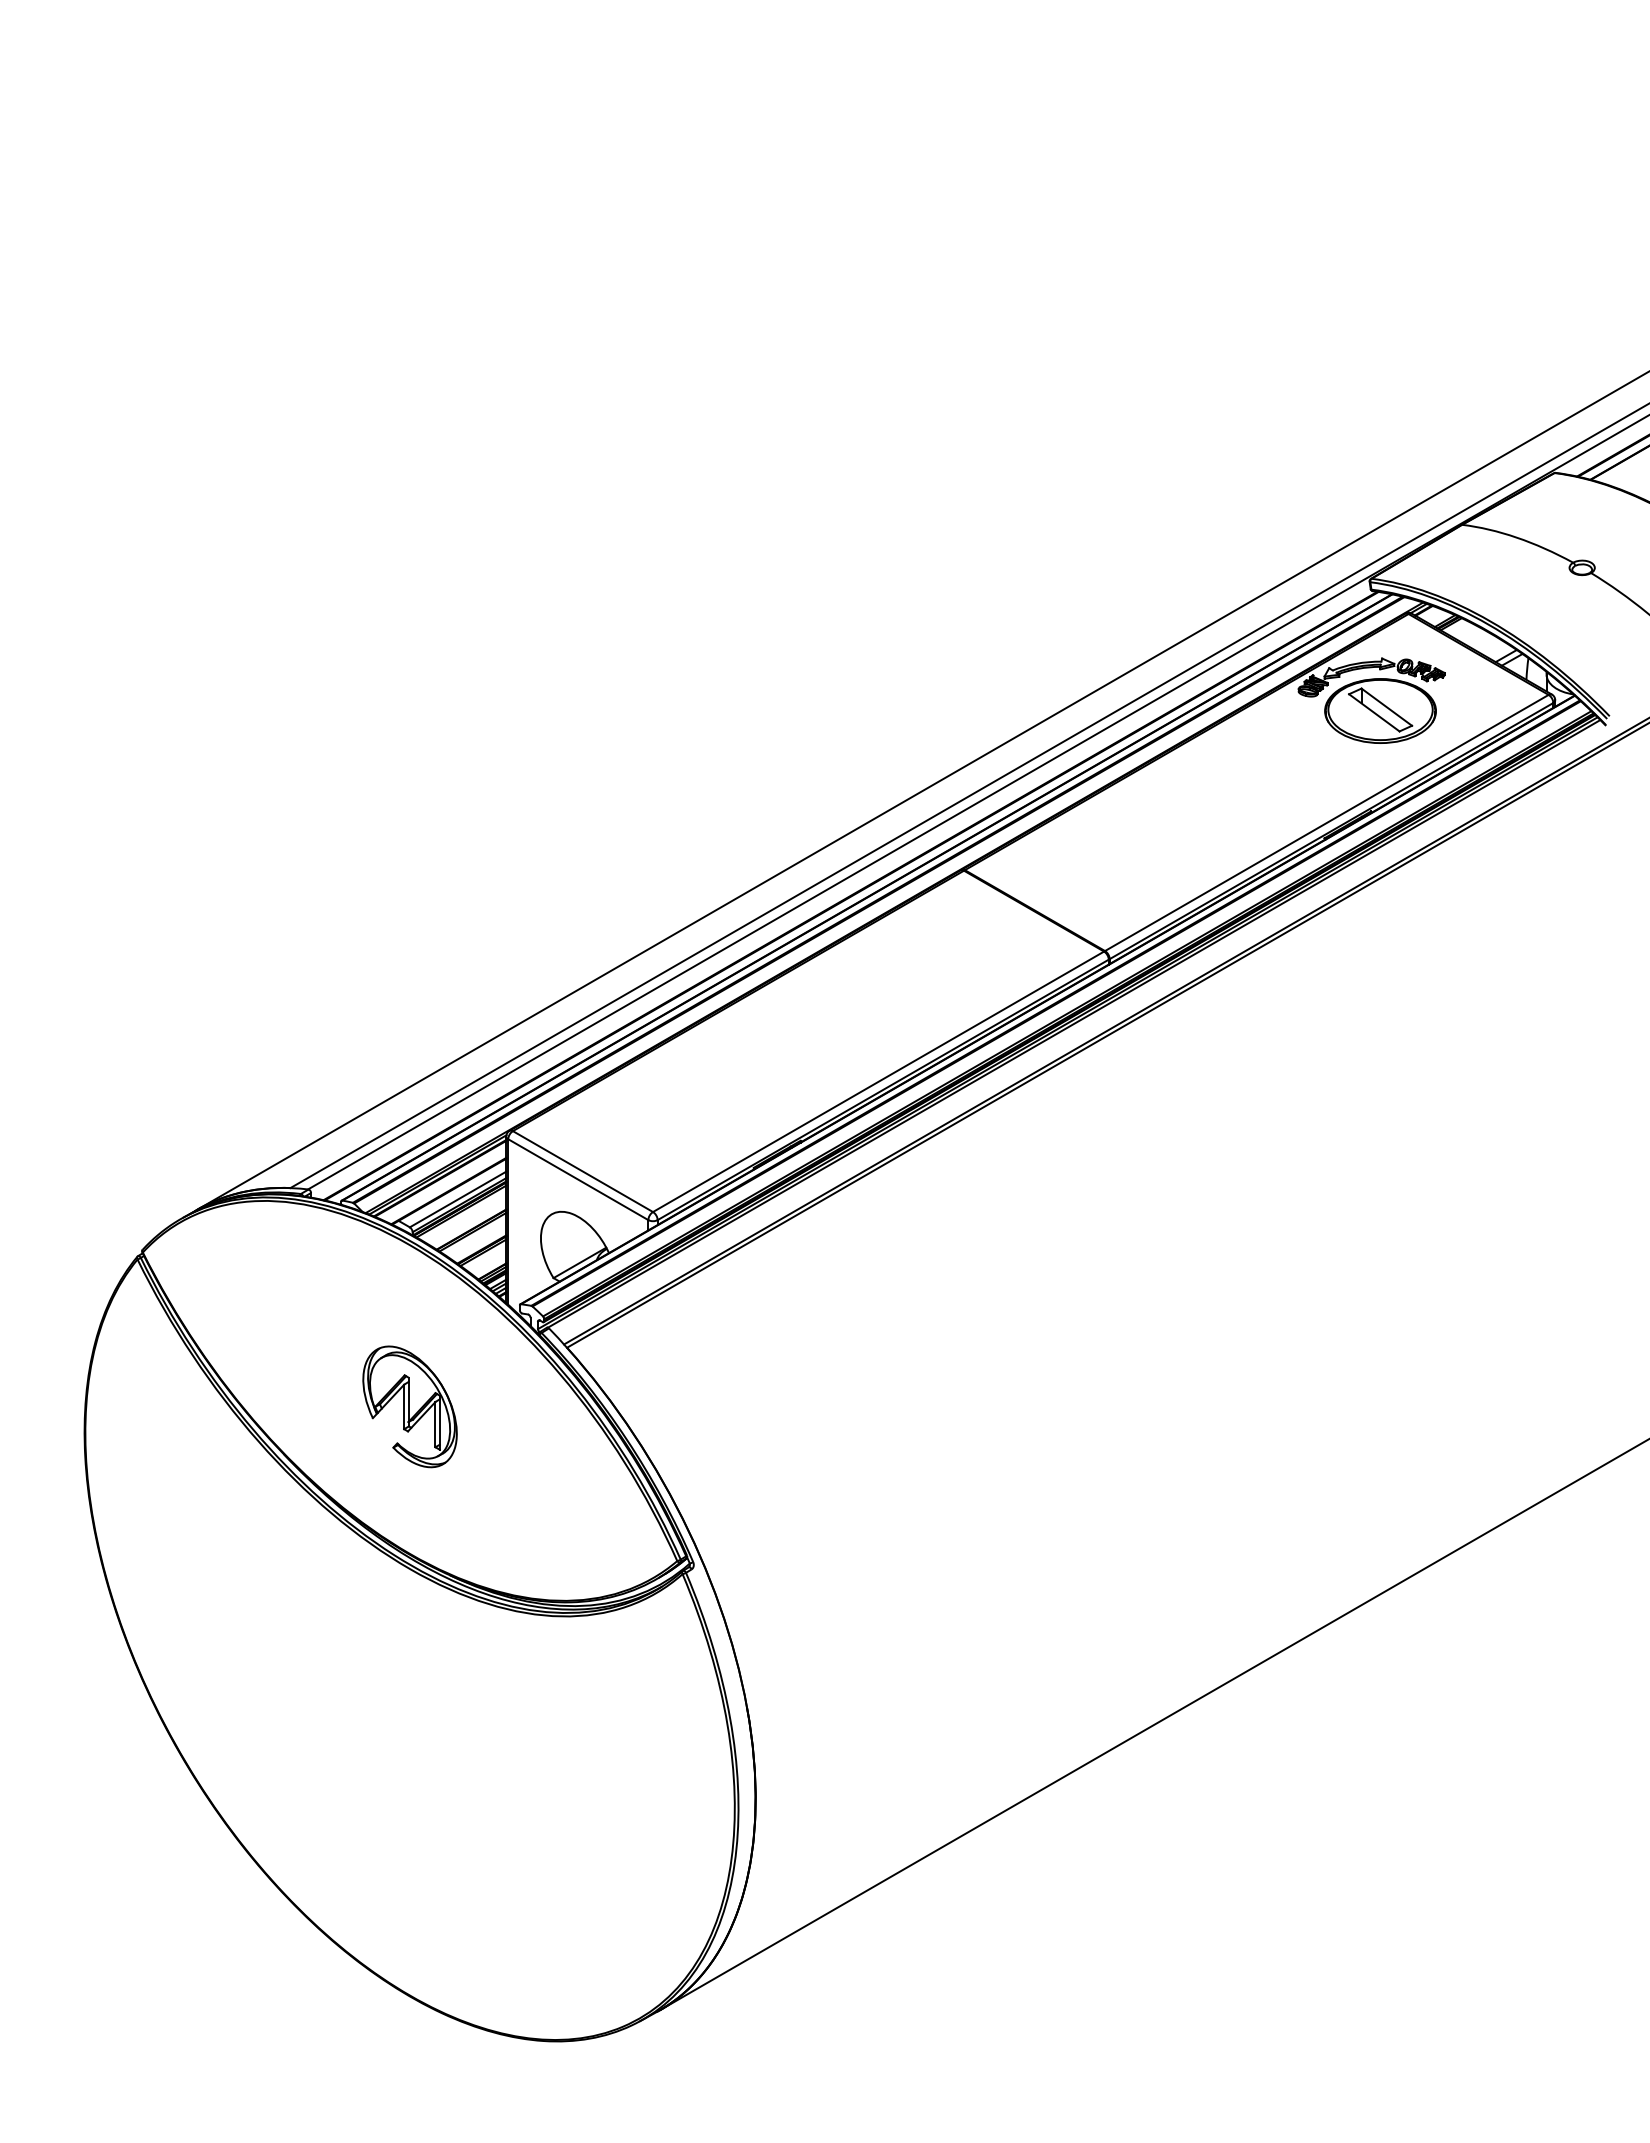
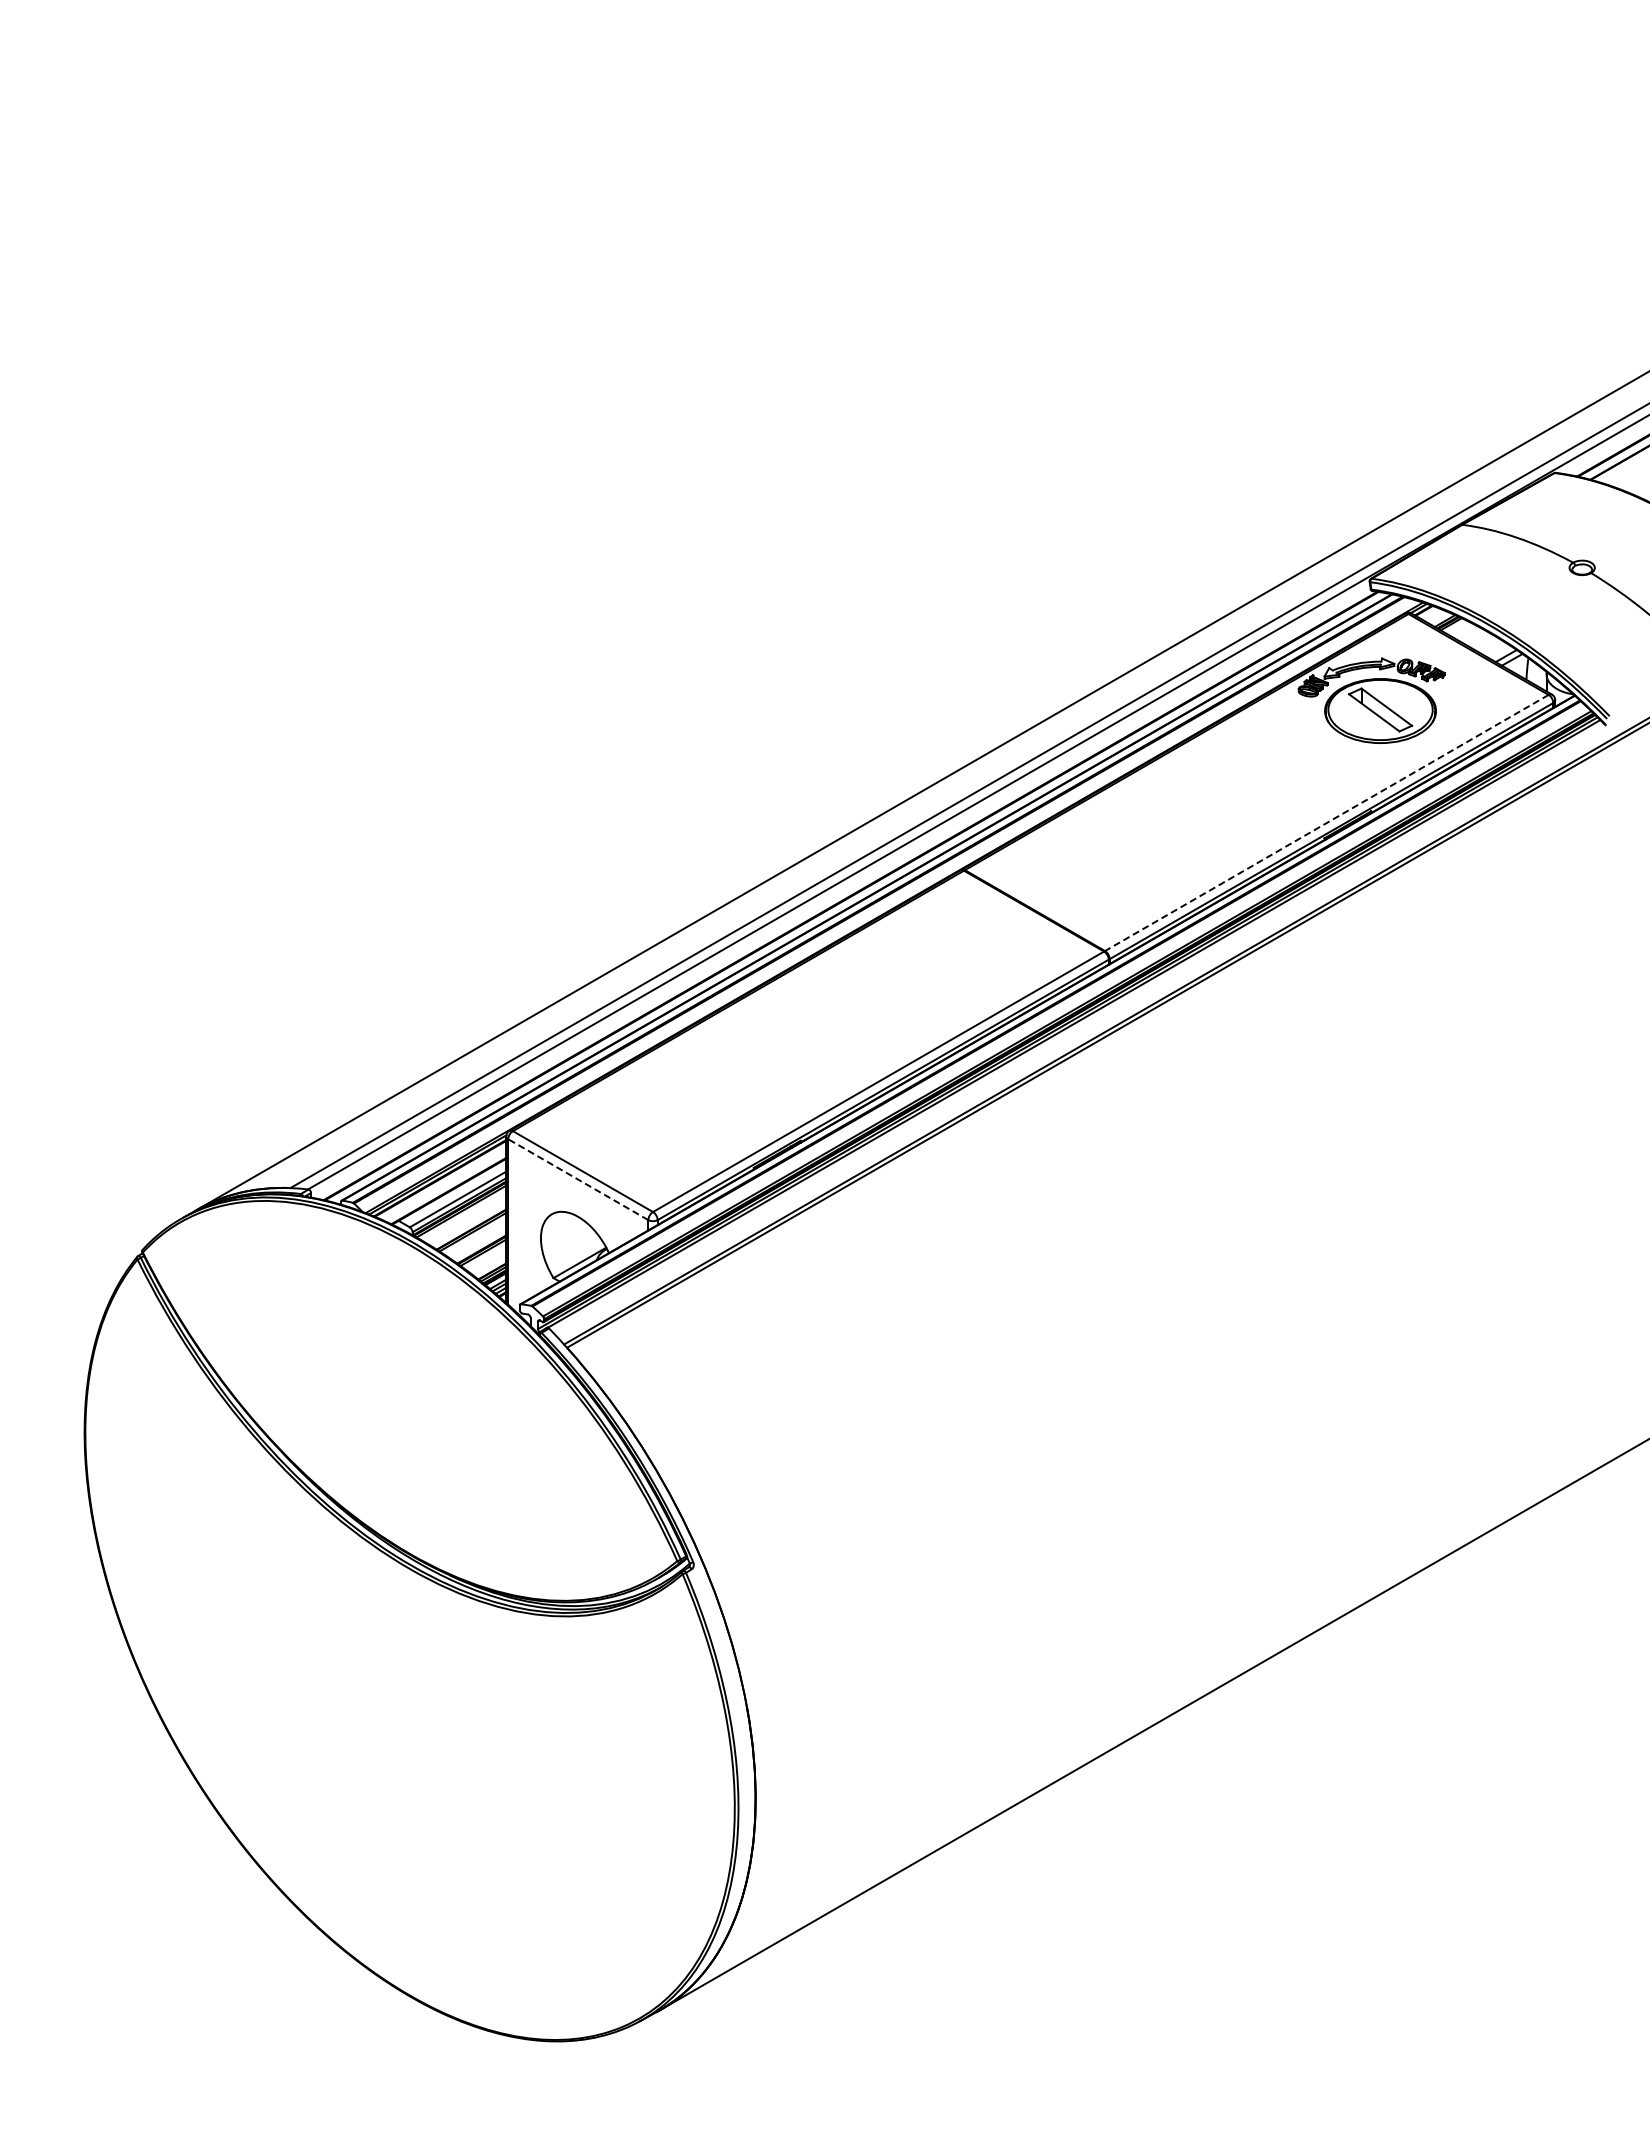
line: solid -> dashed (1326, 823)
line: solid -> dashed (578, 1179)
part: present -> none (409, 1406)
